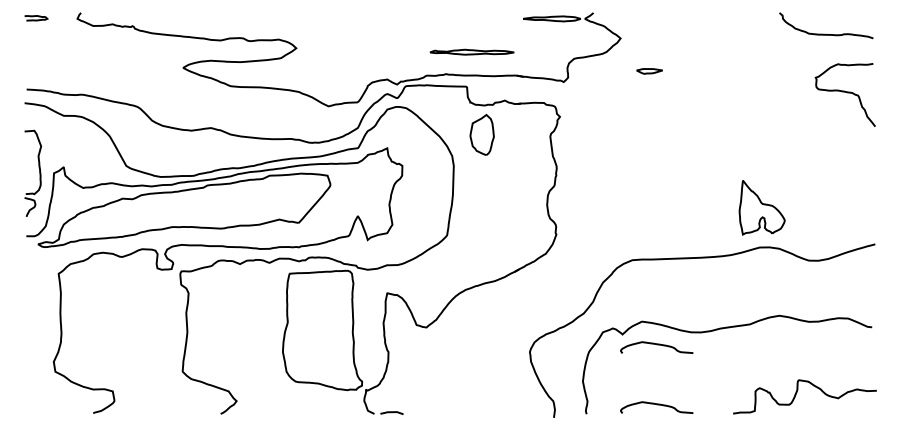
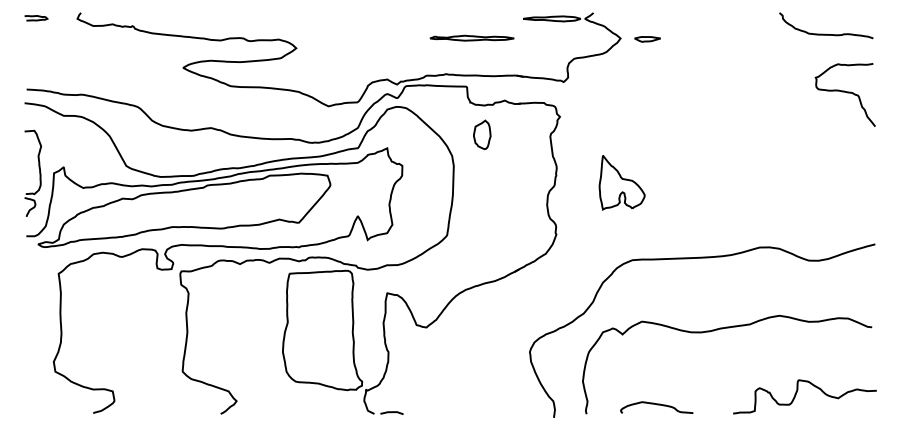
part position: (471, 51) -> (471, 37) (471, 37)
part position: (649, 71) -> (647, 39) (647, 39)
part size: 26x43 px -> 19x32 px (482, 134)
part position: (761, 207) -> (621, 182) (621, 182)
curve: present -> none (656, 345)
